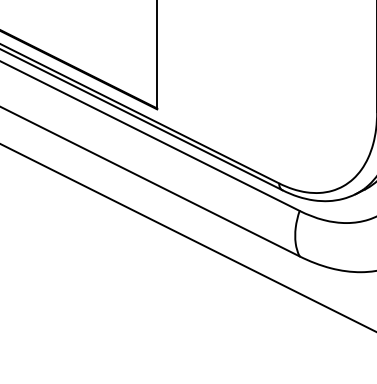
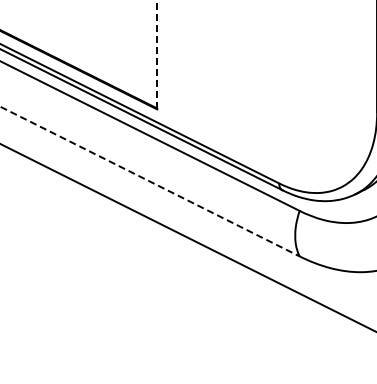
line: solid -> dashed (157, 54)
line: solid -> dashed (150, 181)
